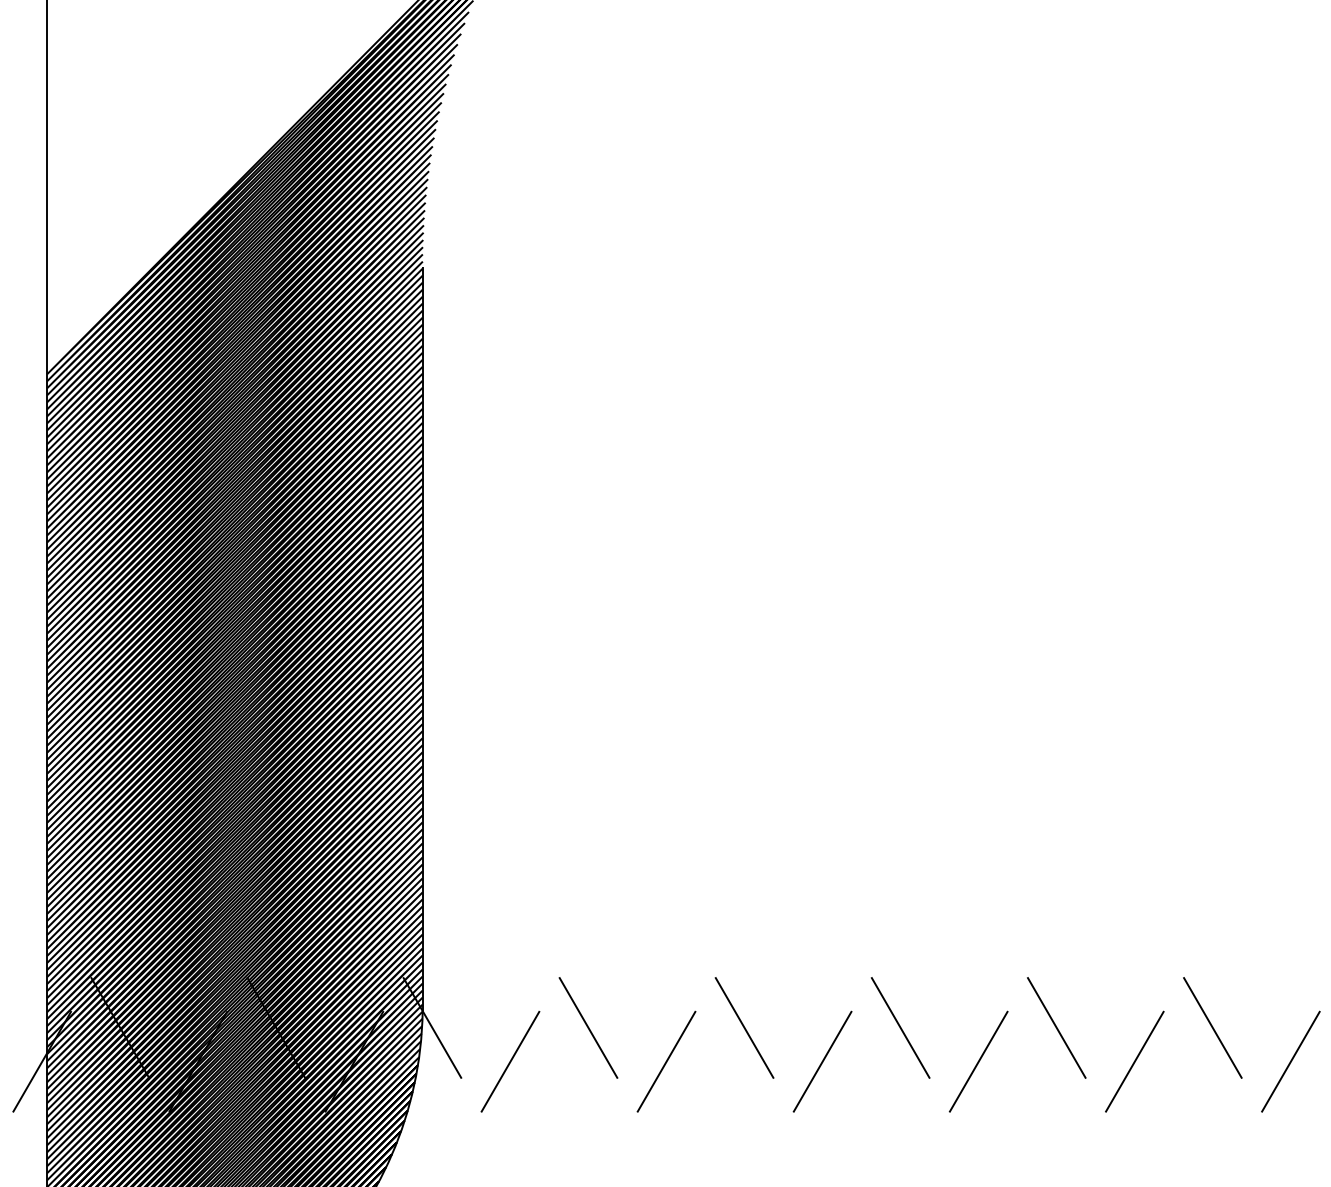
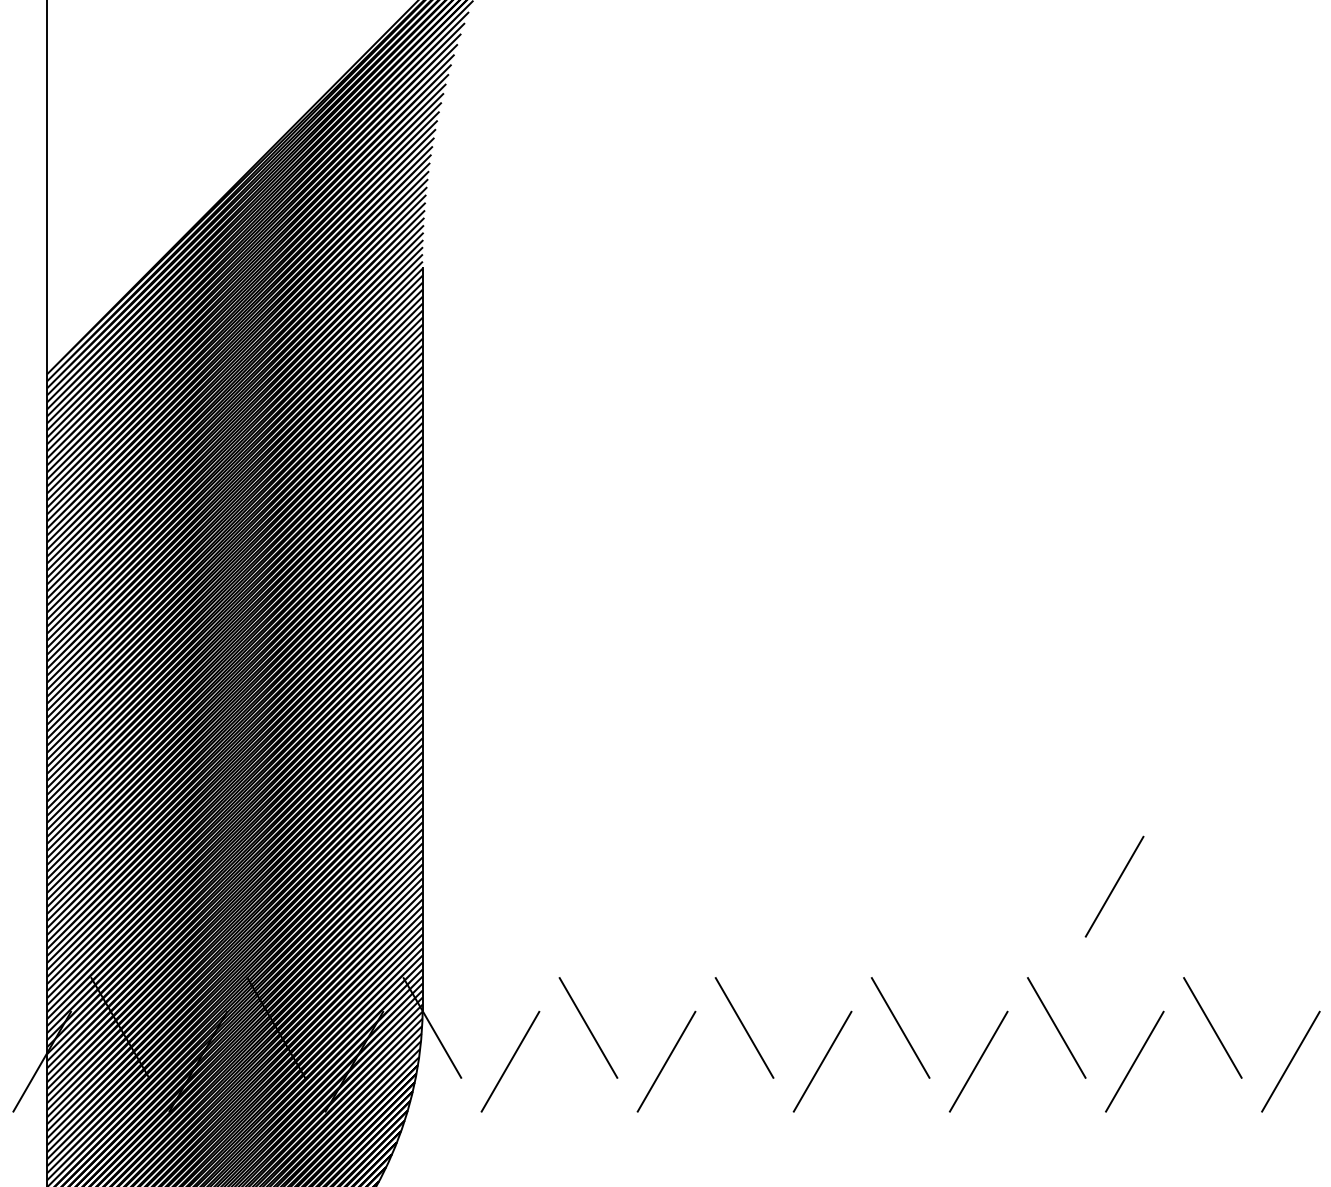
line: none -> present (1114, 886)
